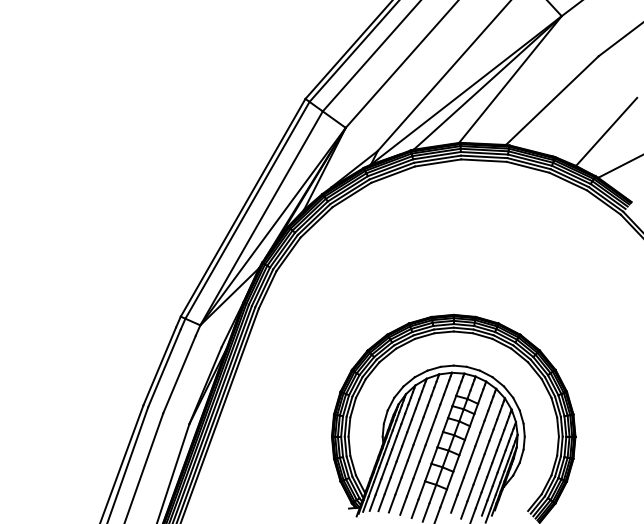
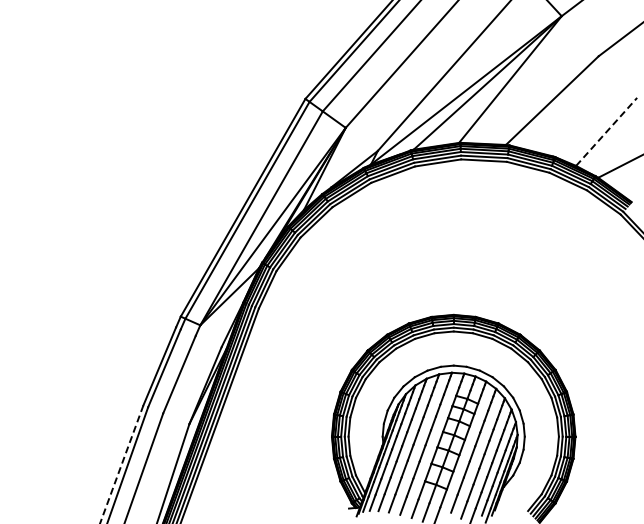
line: solid -> dashed (606, 131)
line: solid -> dashed (121, 464)
